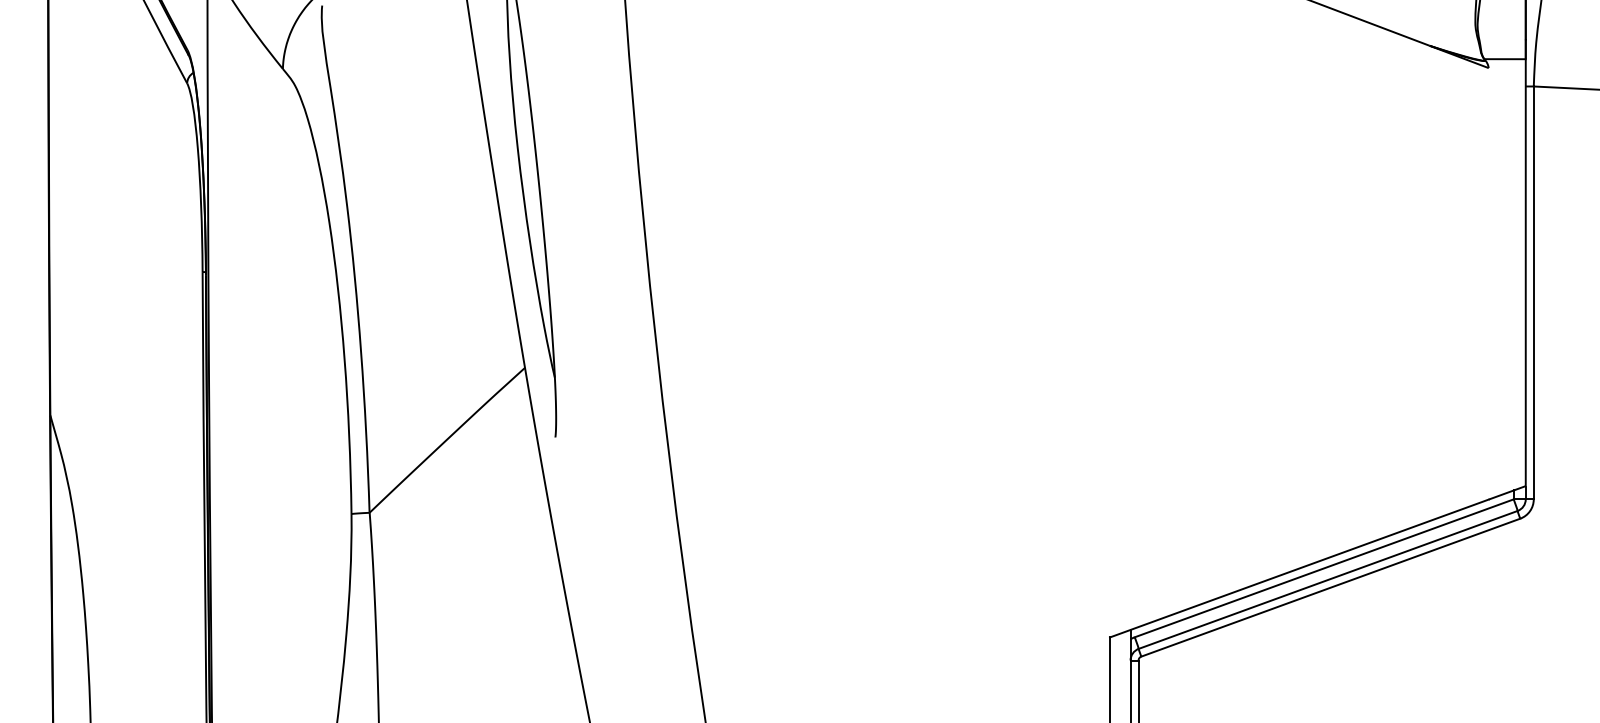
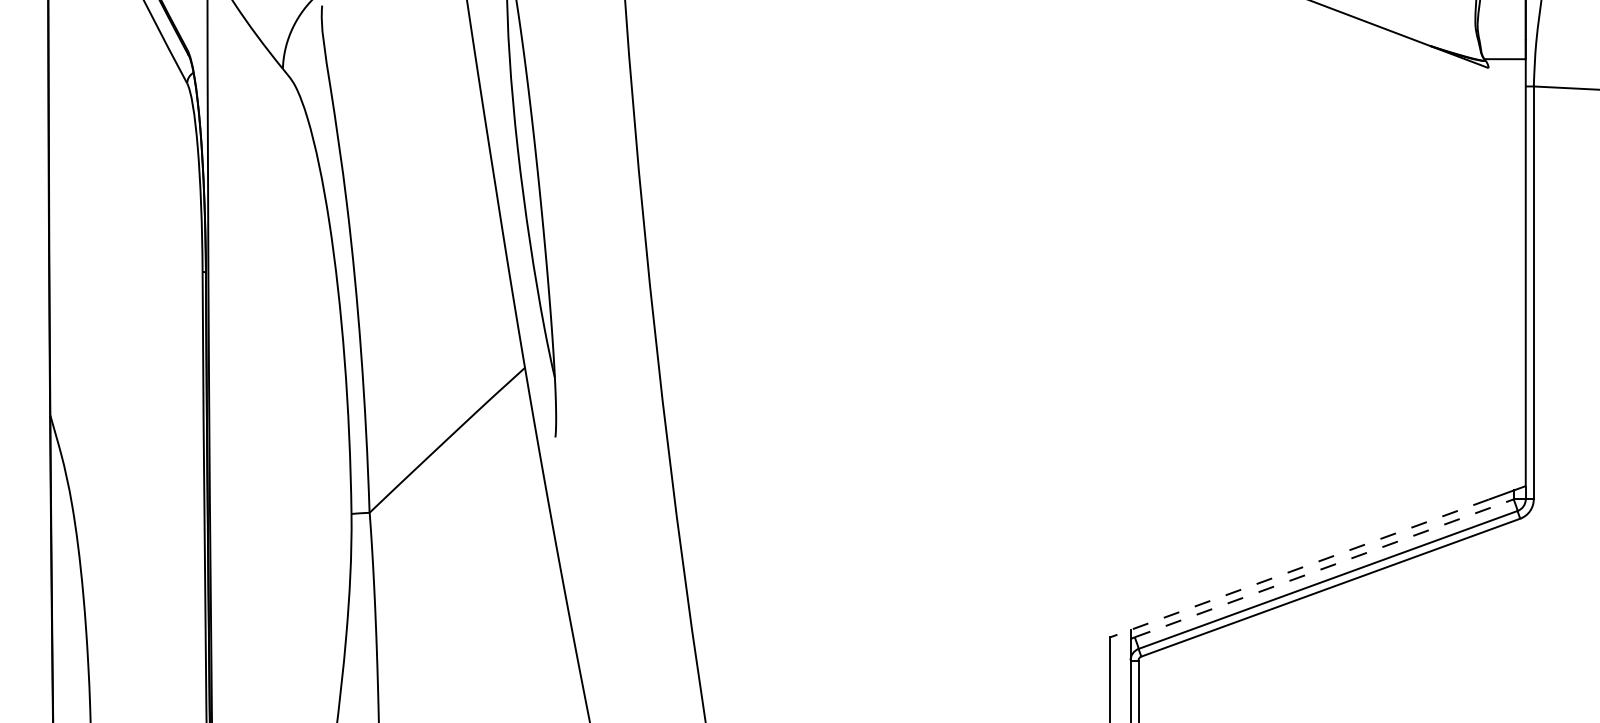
line: solid -> dashed (1299, 568)
line: solid -> dashed (1324, 568)
